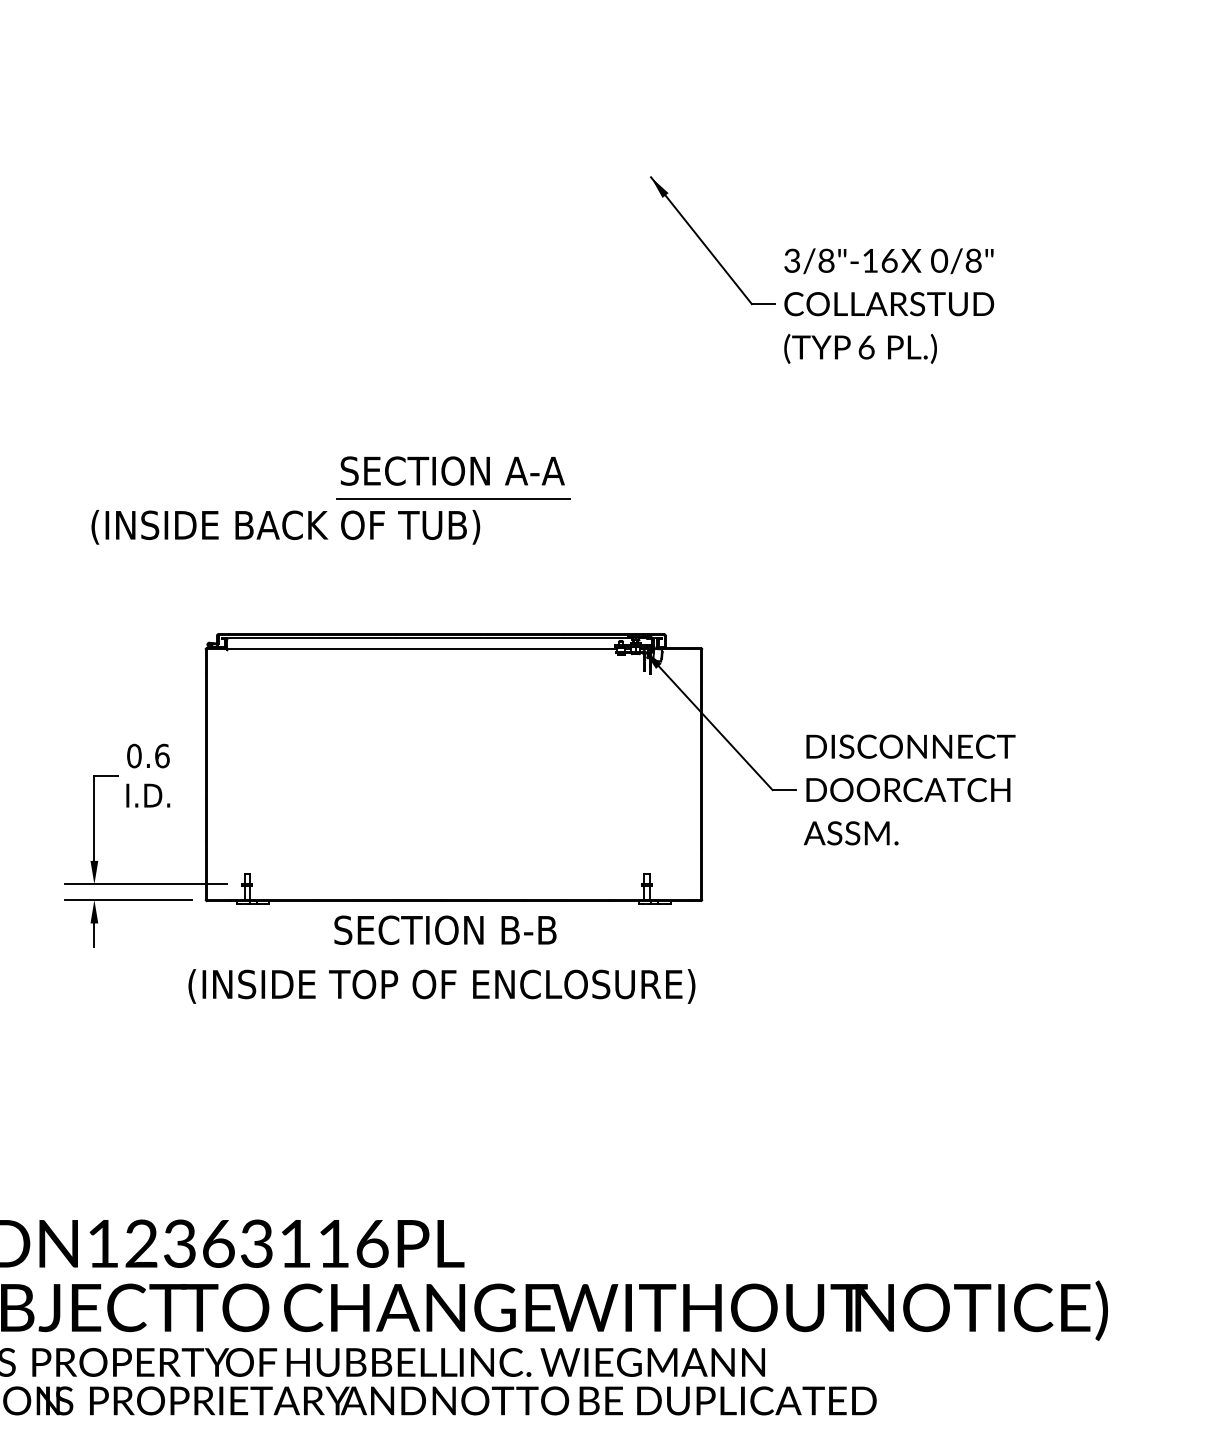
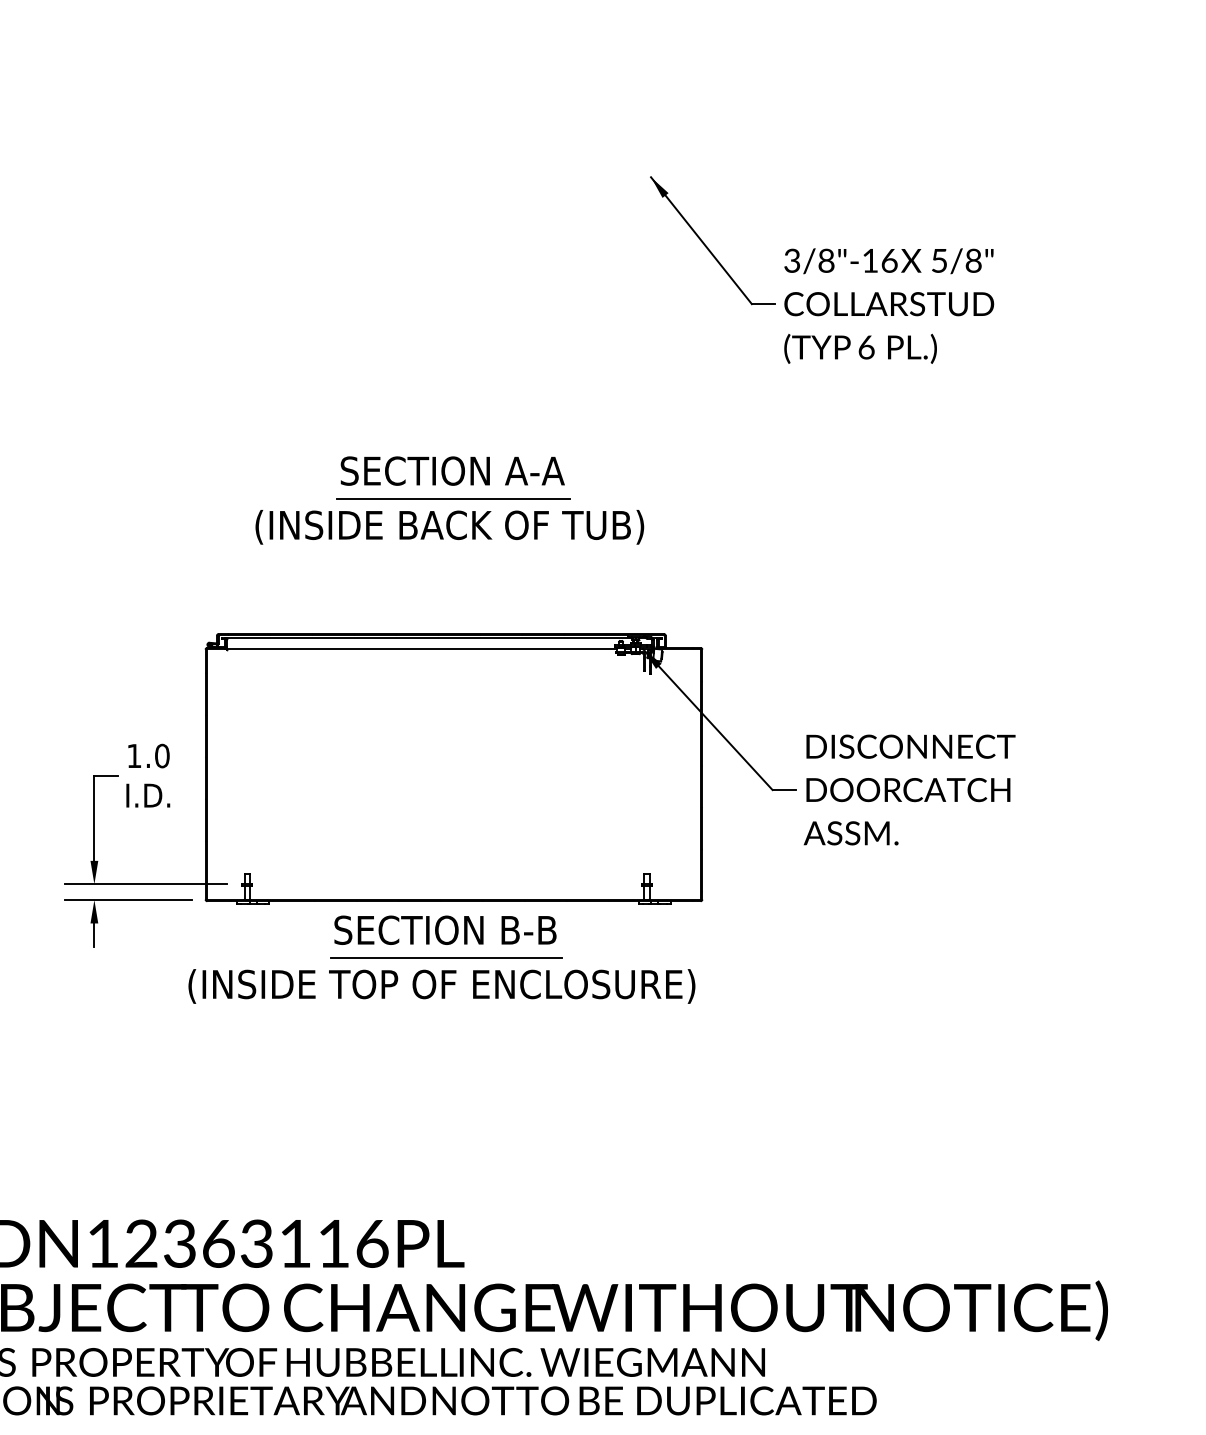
text: 0/8" -> 5/8" (939, 260)
text position: (285, 527) -> (449, 527) (449, 527)
text: 0.6 -> 1.0 (148, 755)
line: none -> present (446, 958)
